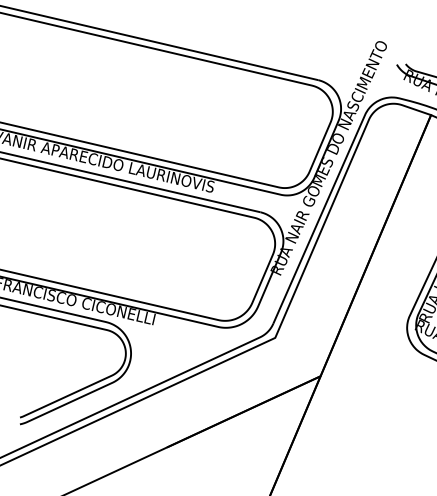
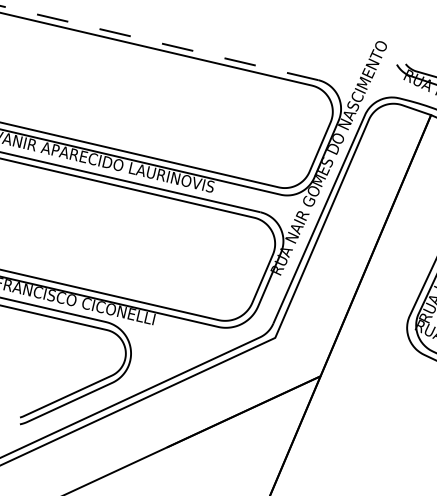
line: solid -> dashed (158, 42)
